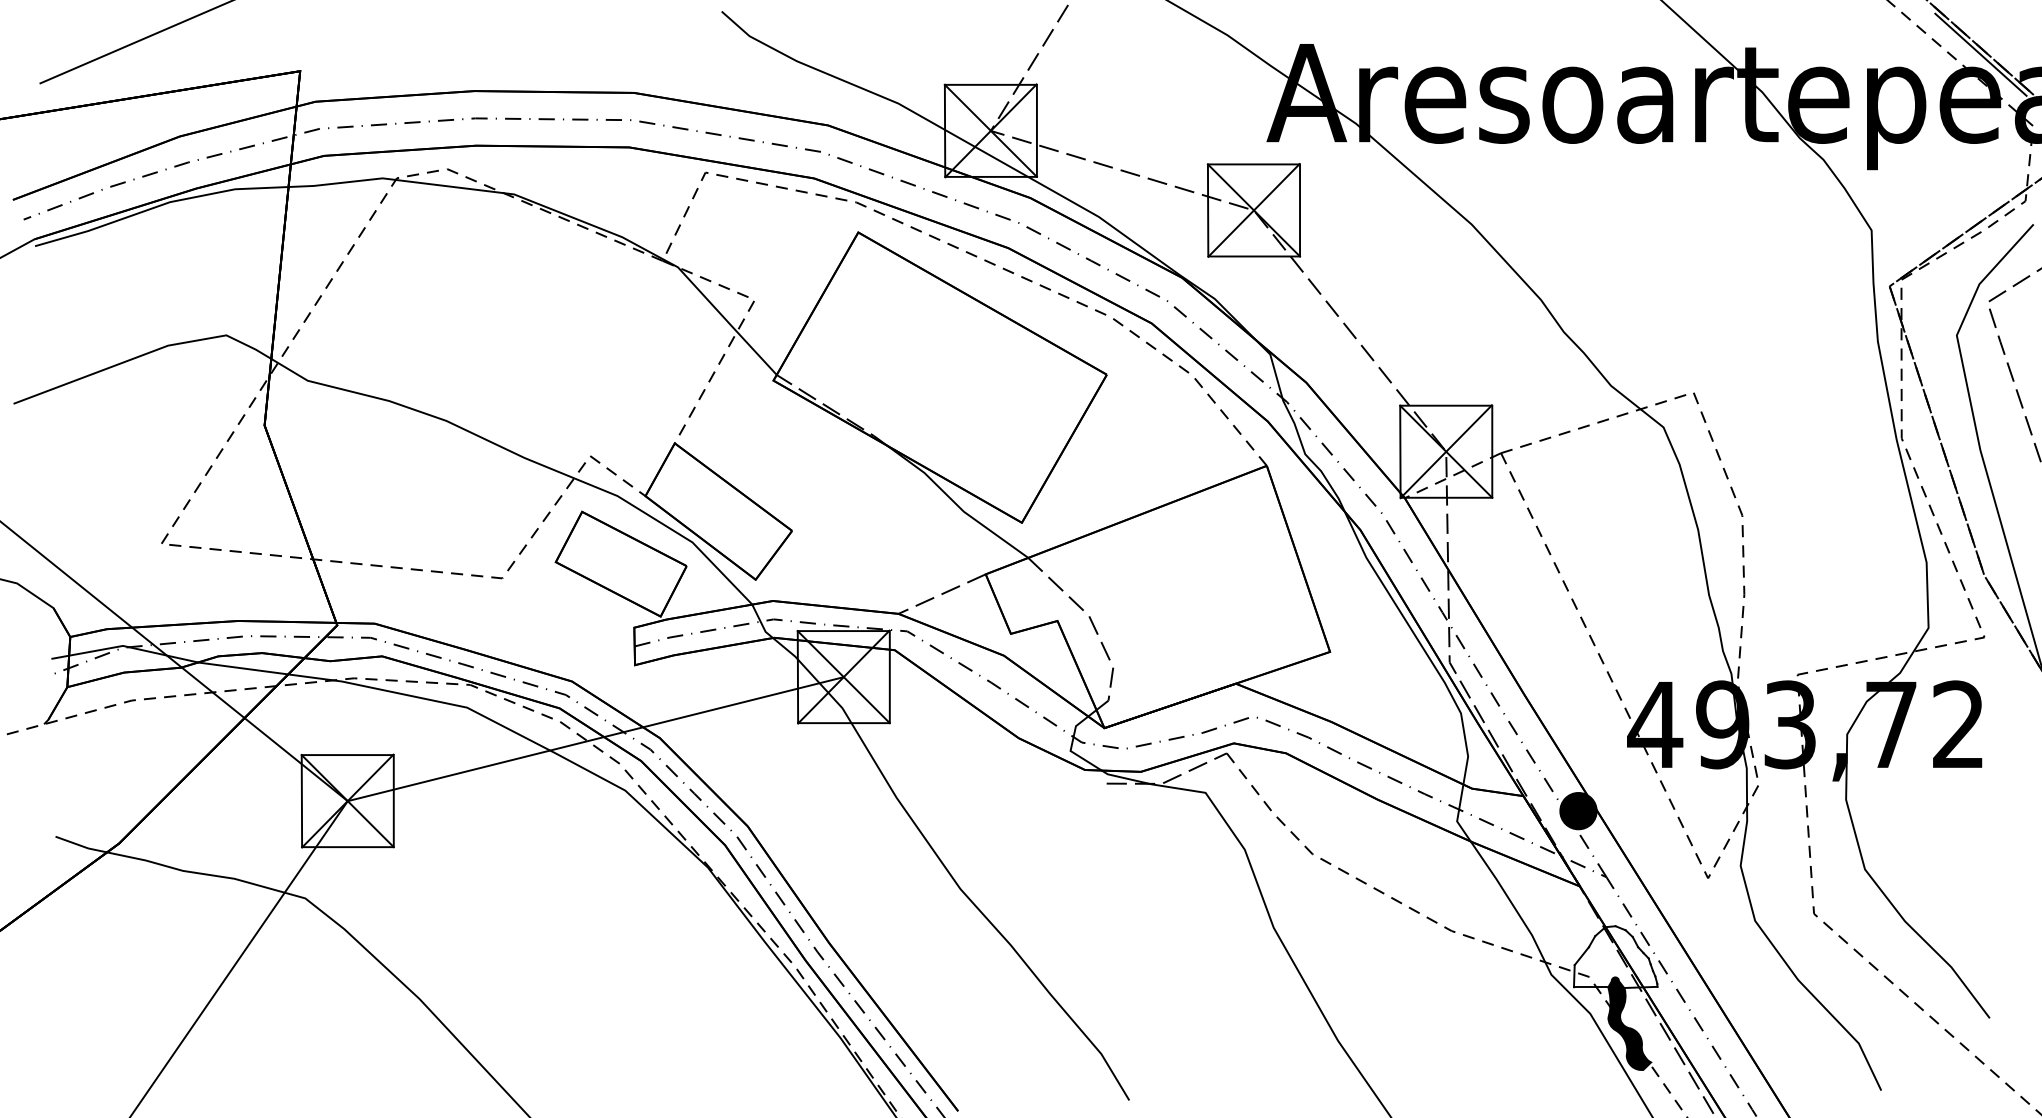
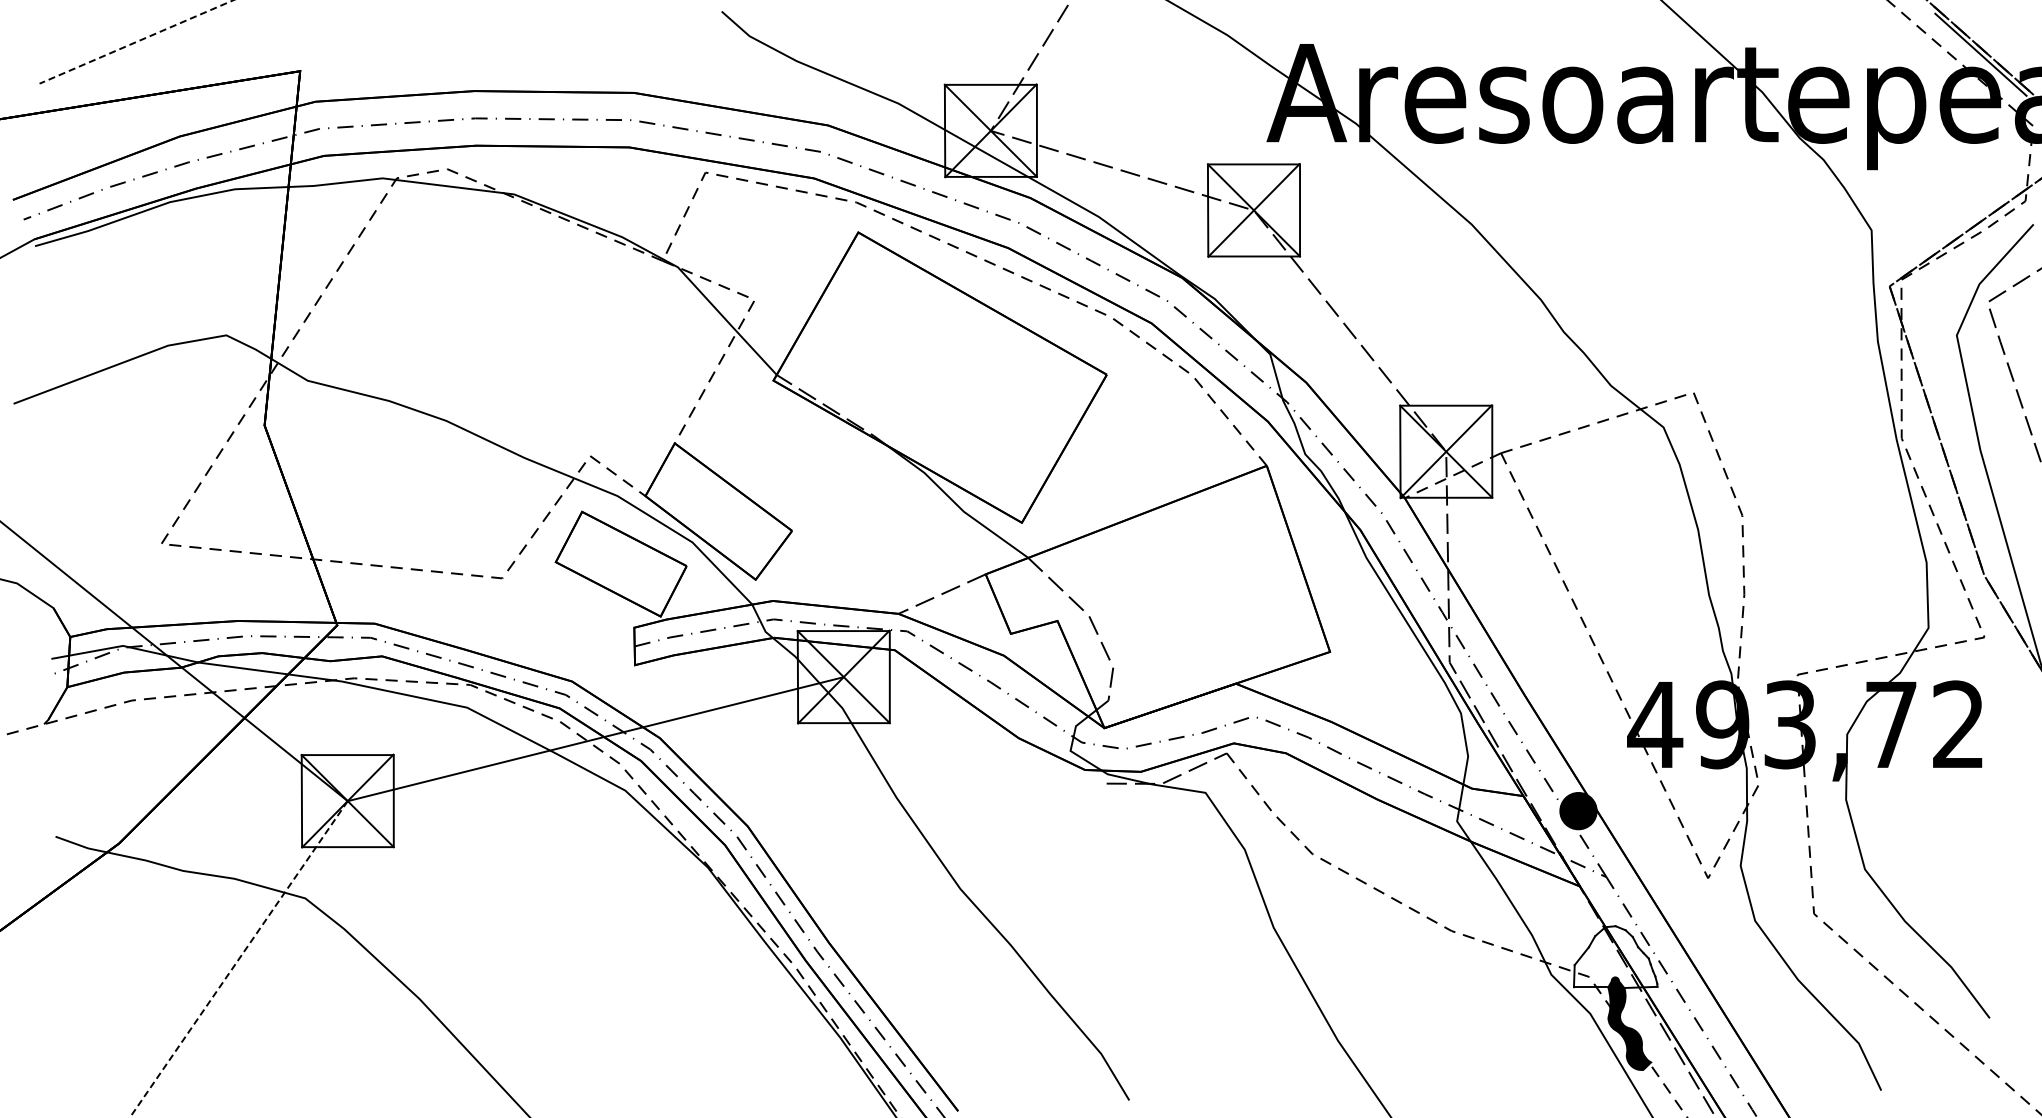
line: solid -> dashed (135, 42)
line: solid -> dashed (238, 959)
